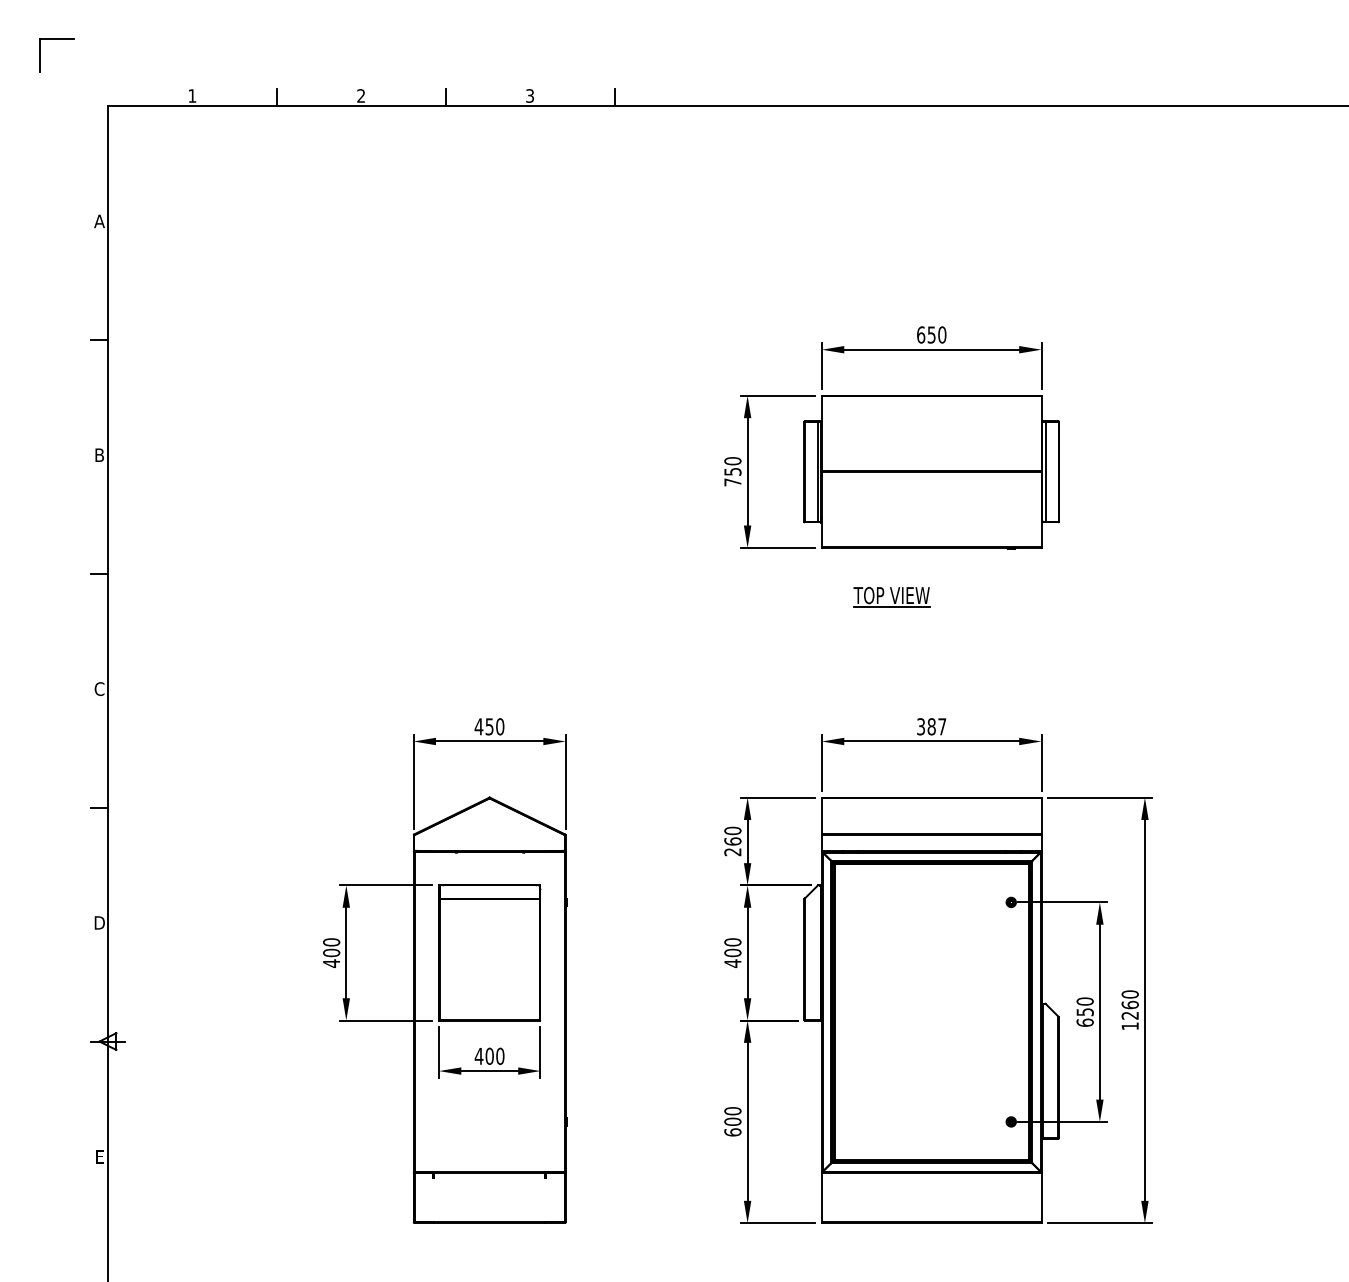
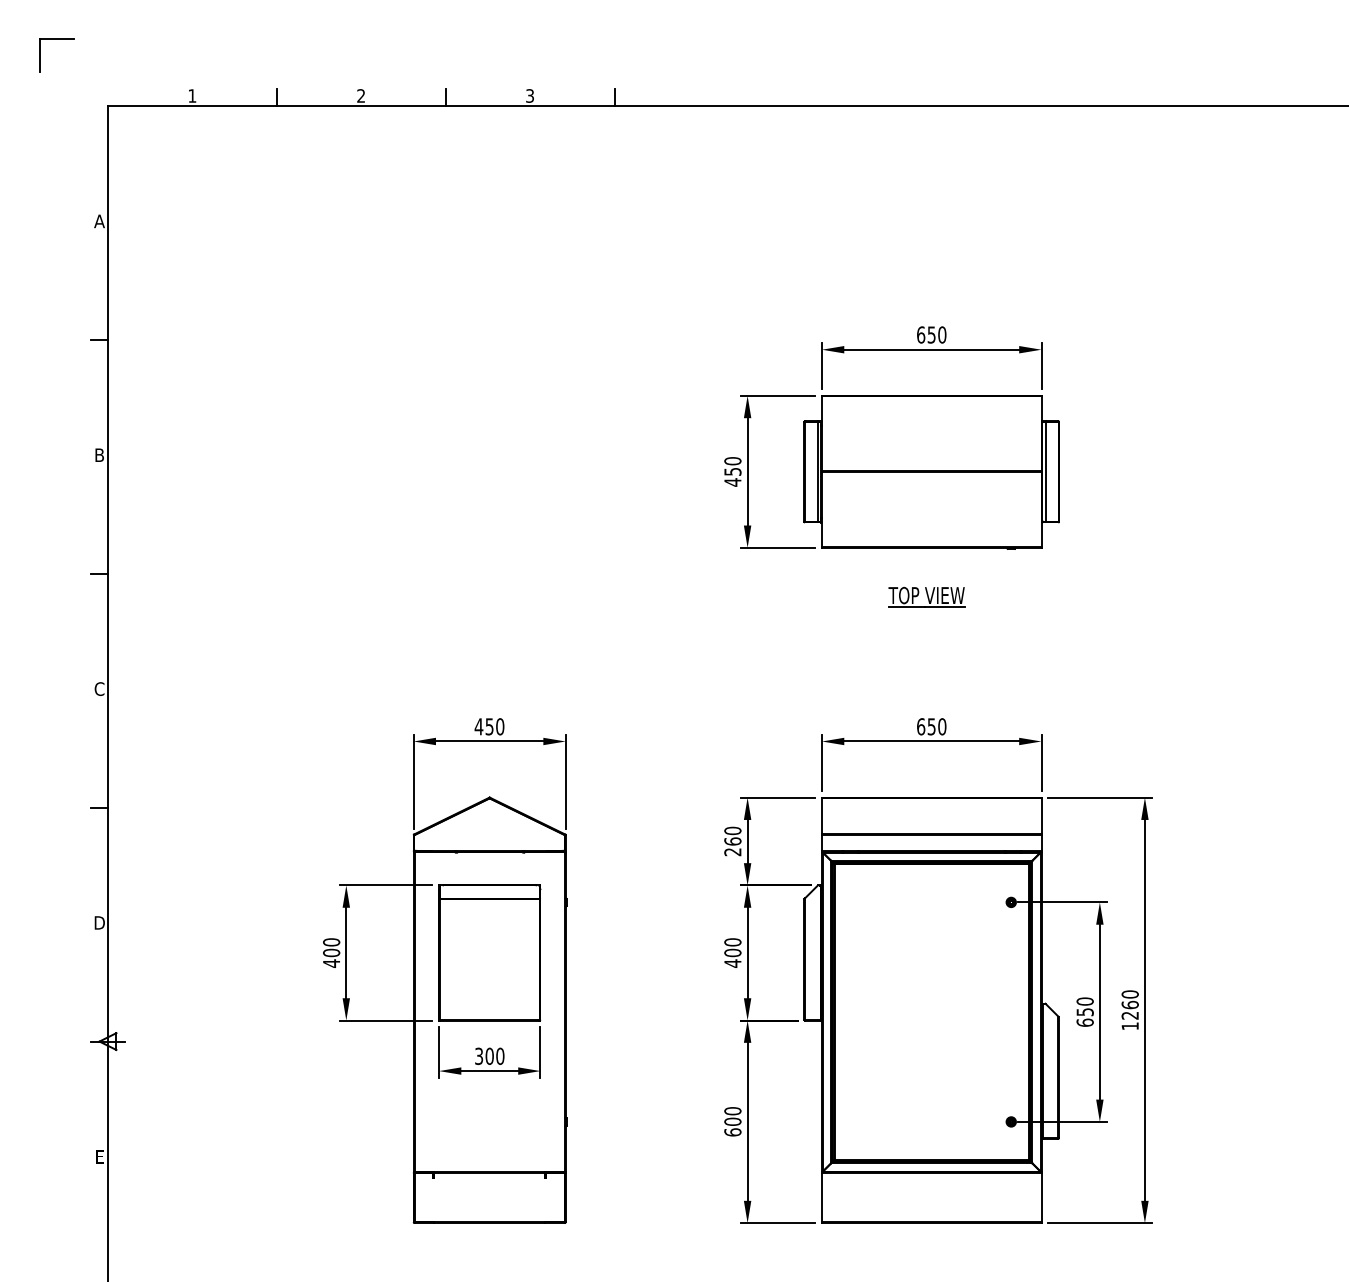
text: 750 -> 450 (732, 482)
part position: (891, 596) -> (926, 596) (926, 596)
text: 387 -> 650 (931, 726)
text: 400 -> 300 (478, 1056)
